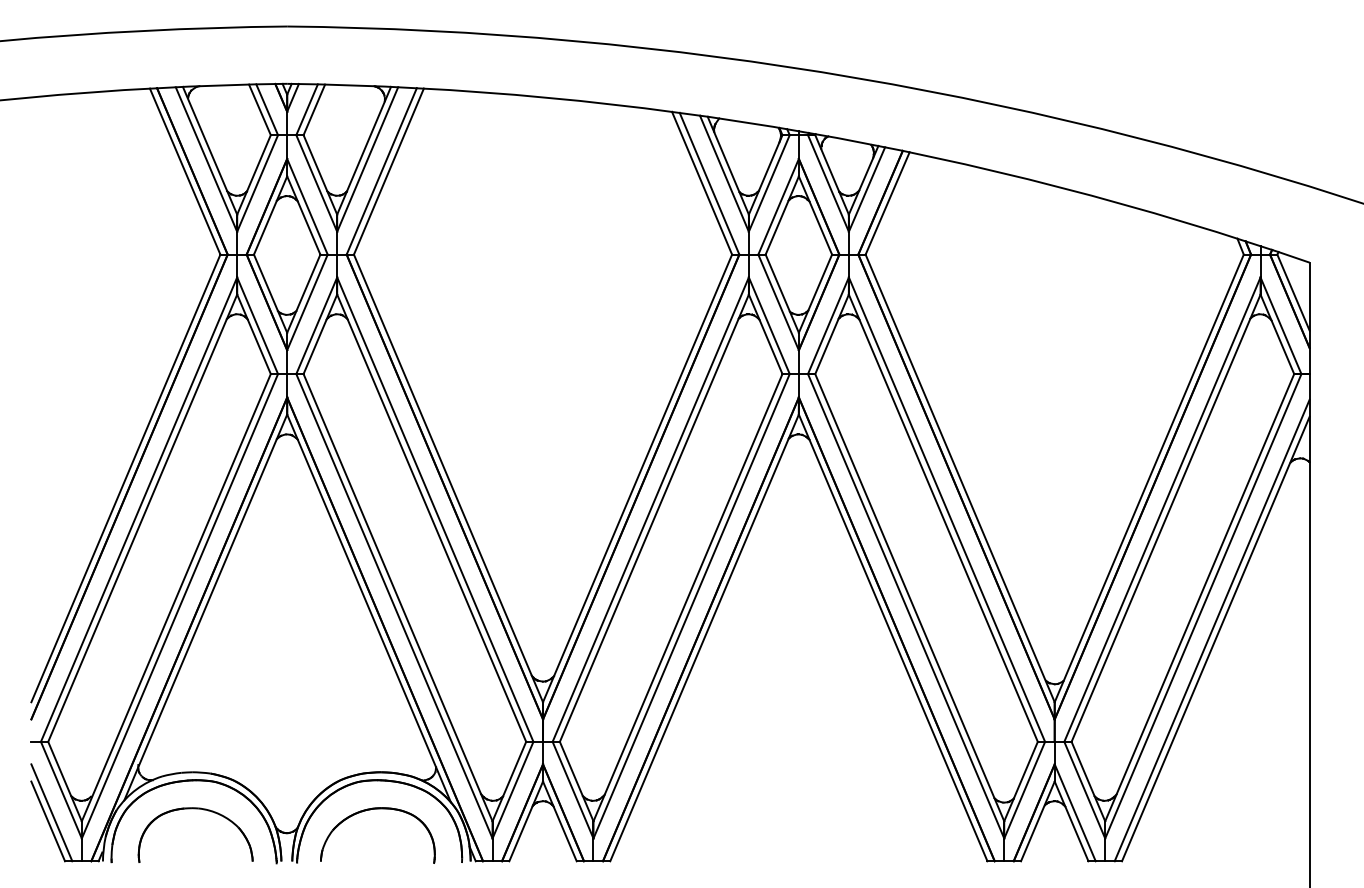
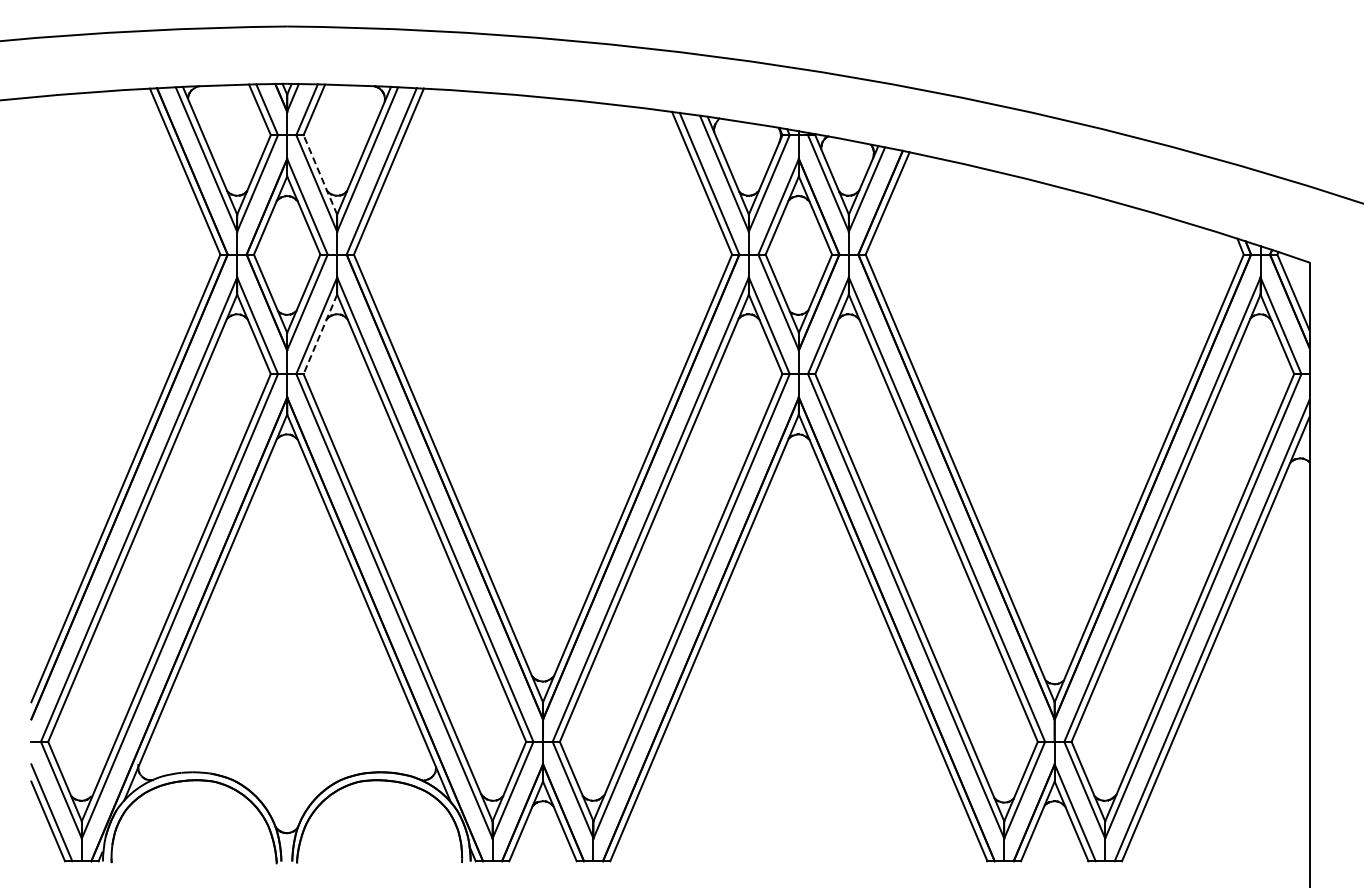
line: solid -> dashed (320, 174)
line: solid -> dashed (320, 334)
part: present -> none (195, 809)
part: present -> none (370, 810)
